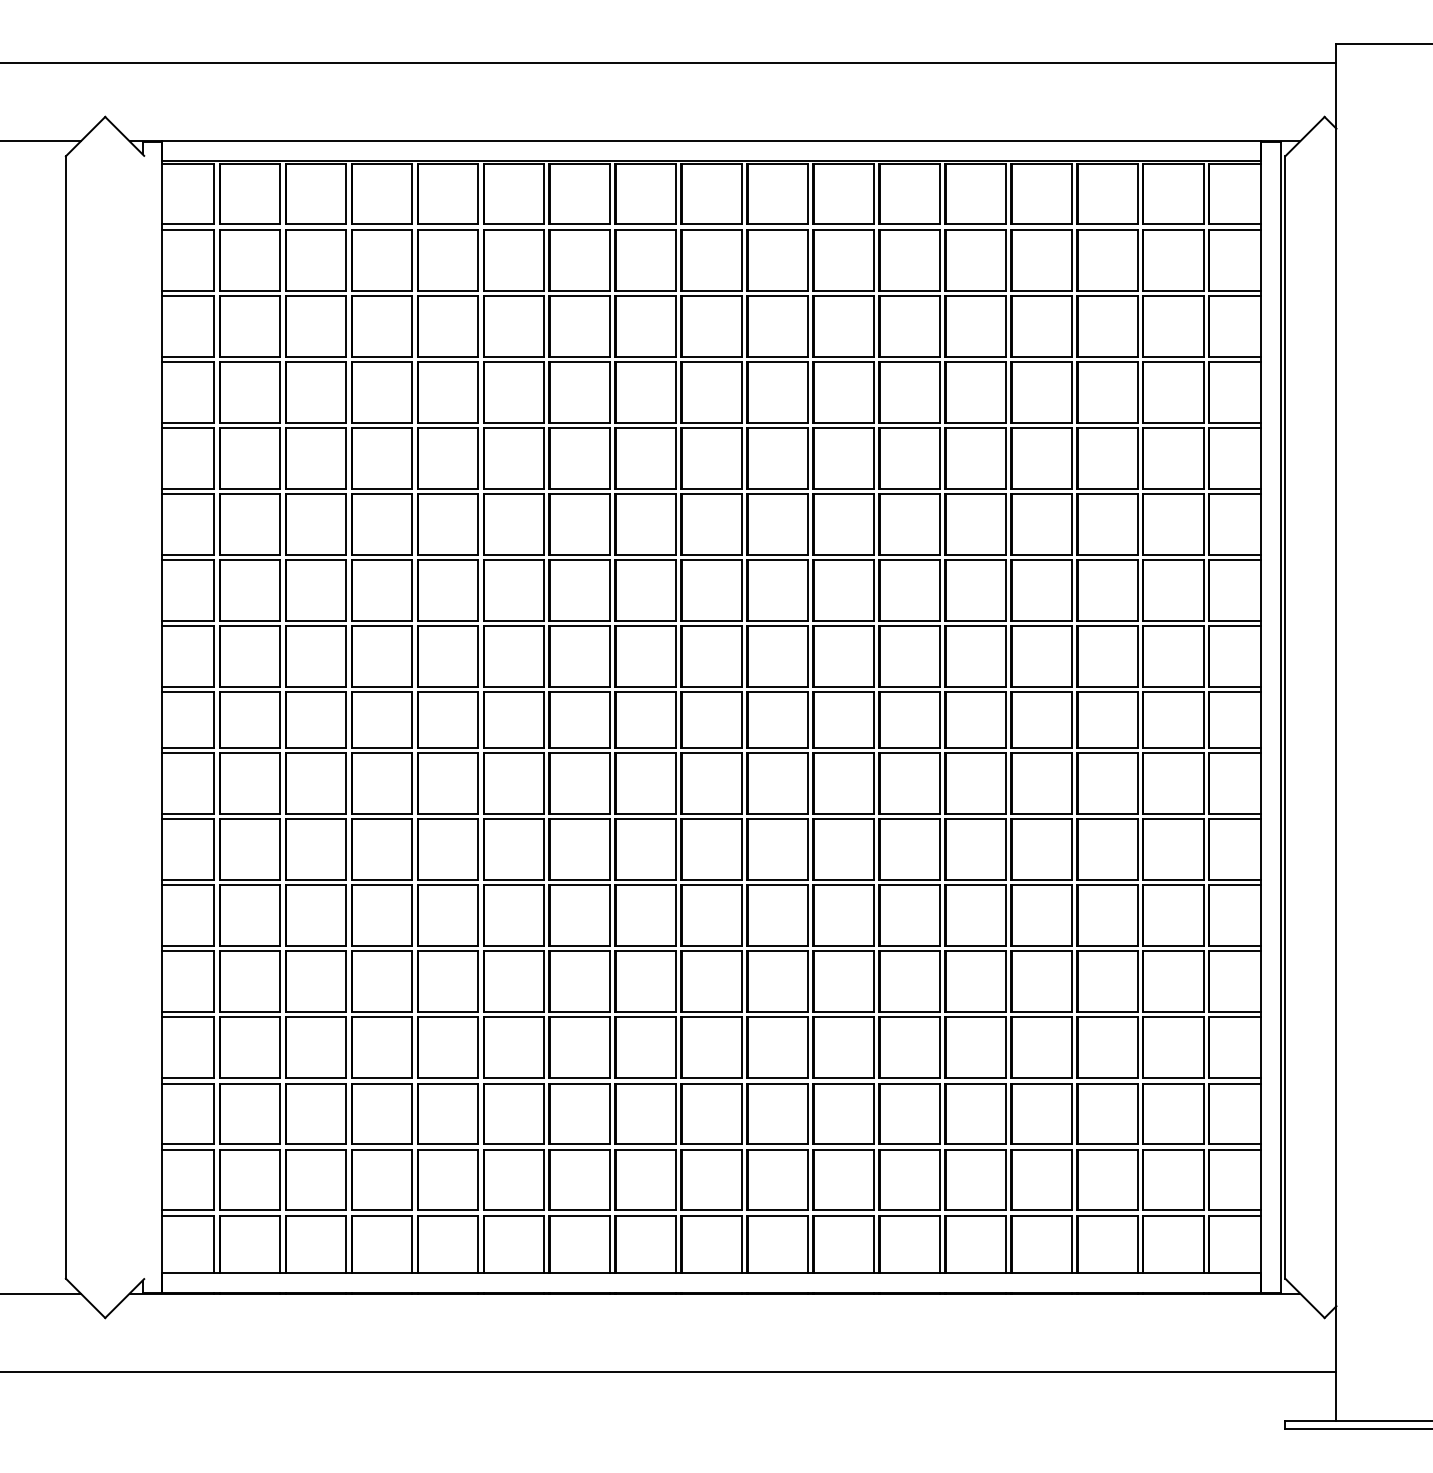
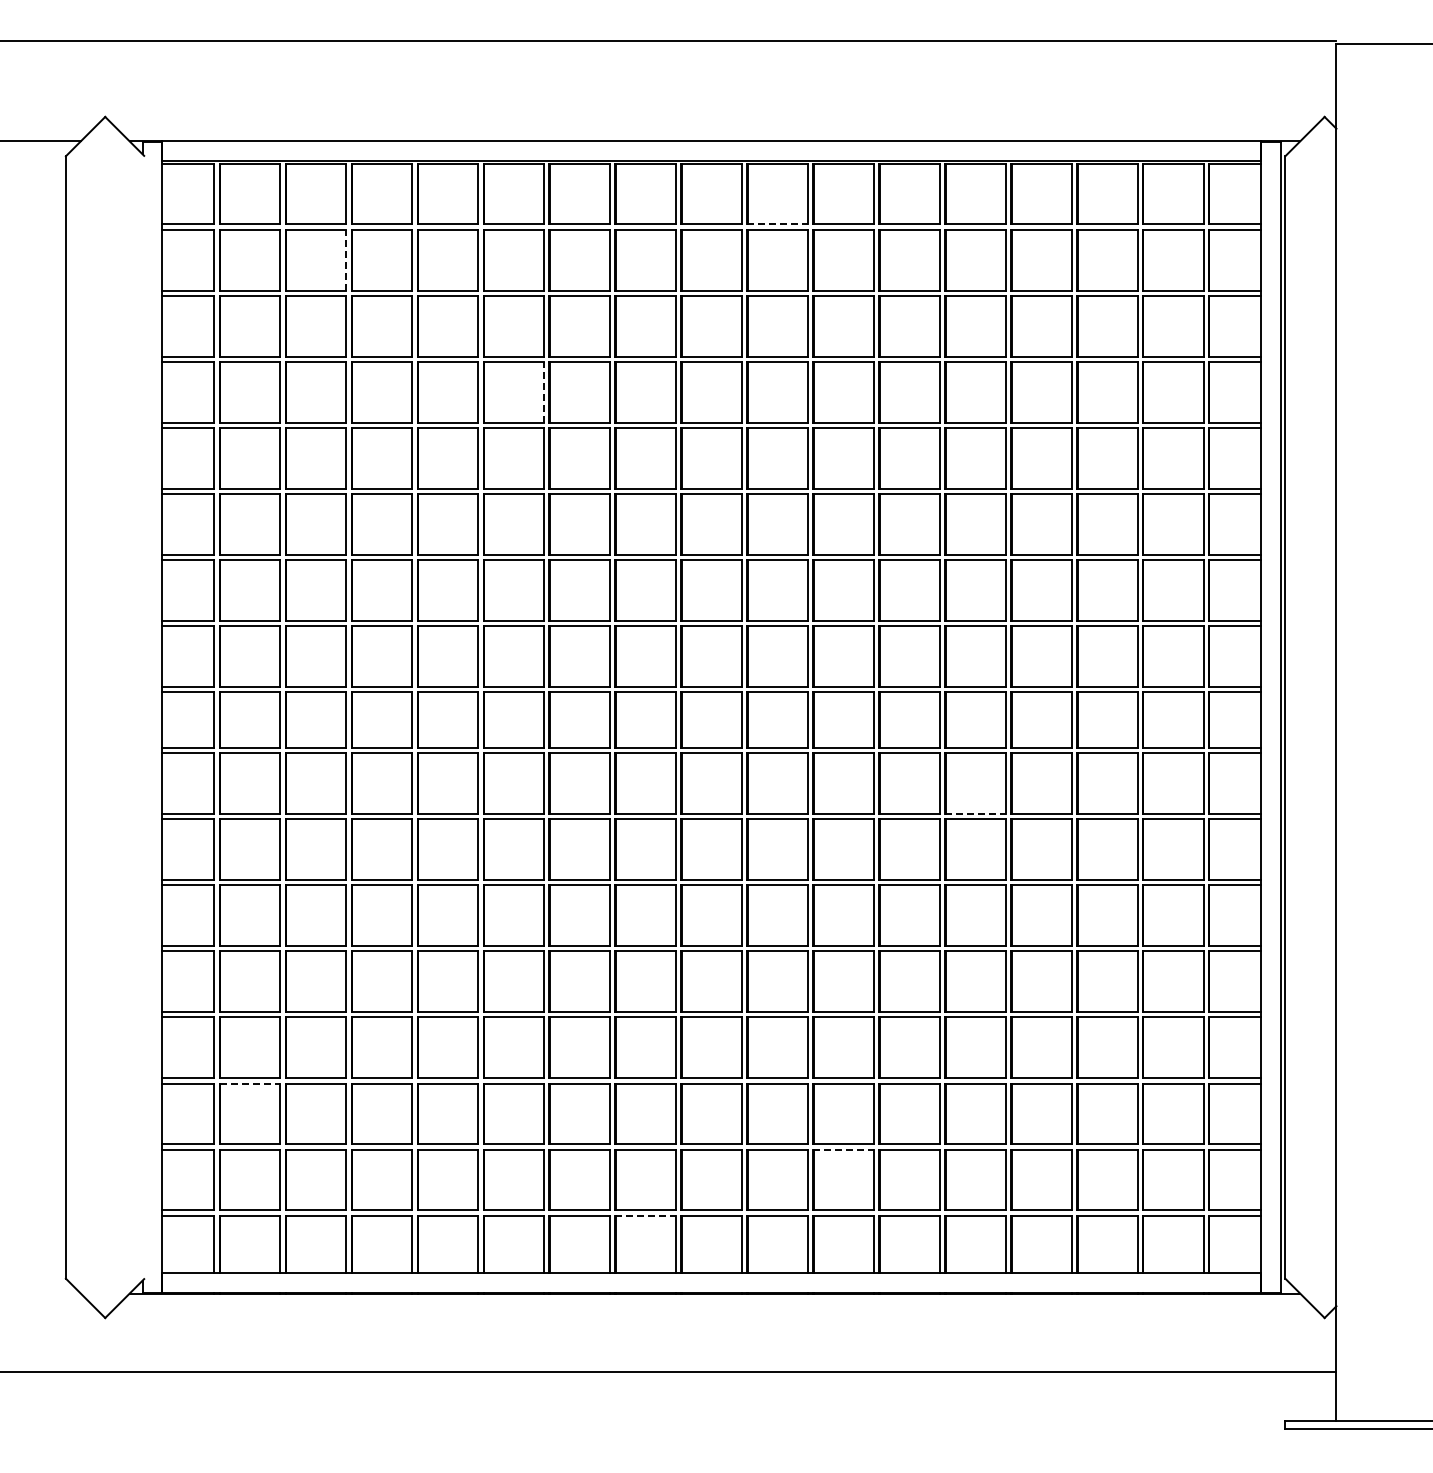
line position: (669, 62) -> (669, 40) (669, 40)
line: solid -> dashed (778, 224)
line: solid -> dashed (346, 259)
line: solid -> dashed (544, 391)
line: solid -> dashed (976, 813)
line: solid -> dashed (250, 1083)
line: solid -> dashed (844, 1149)
line: solid -> dashed (646, 1215)
line: present -> none (41, 1293)
